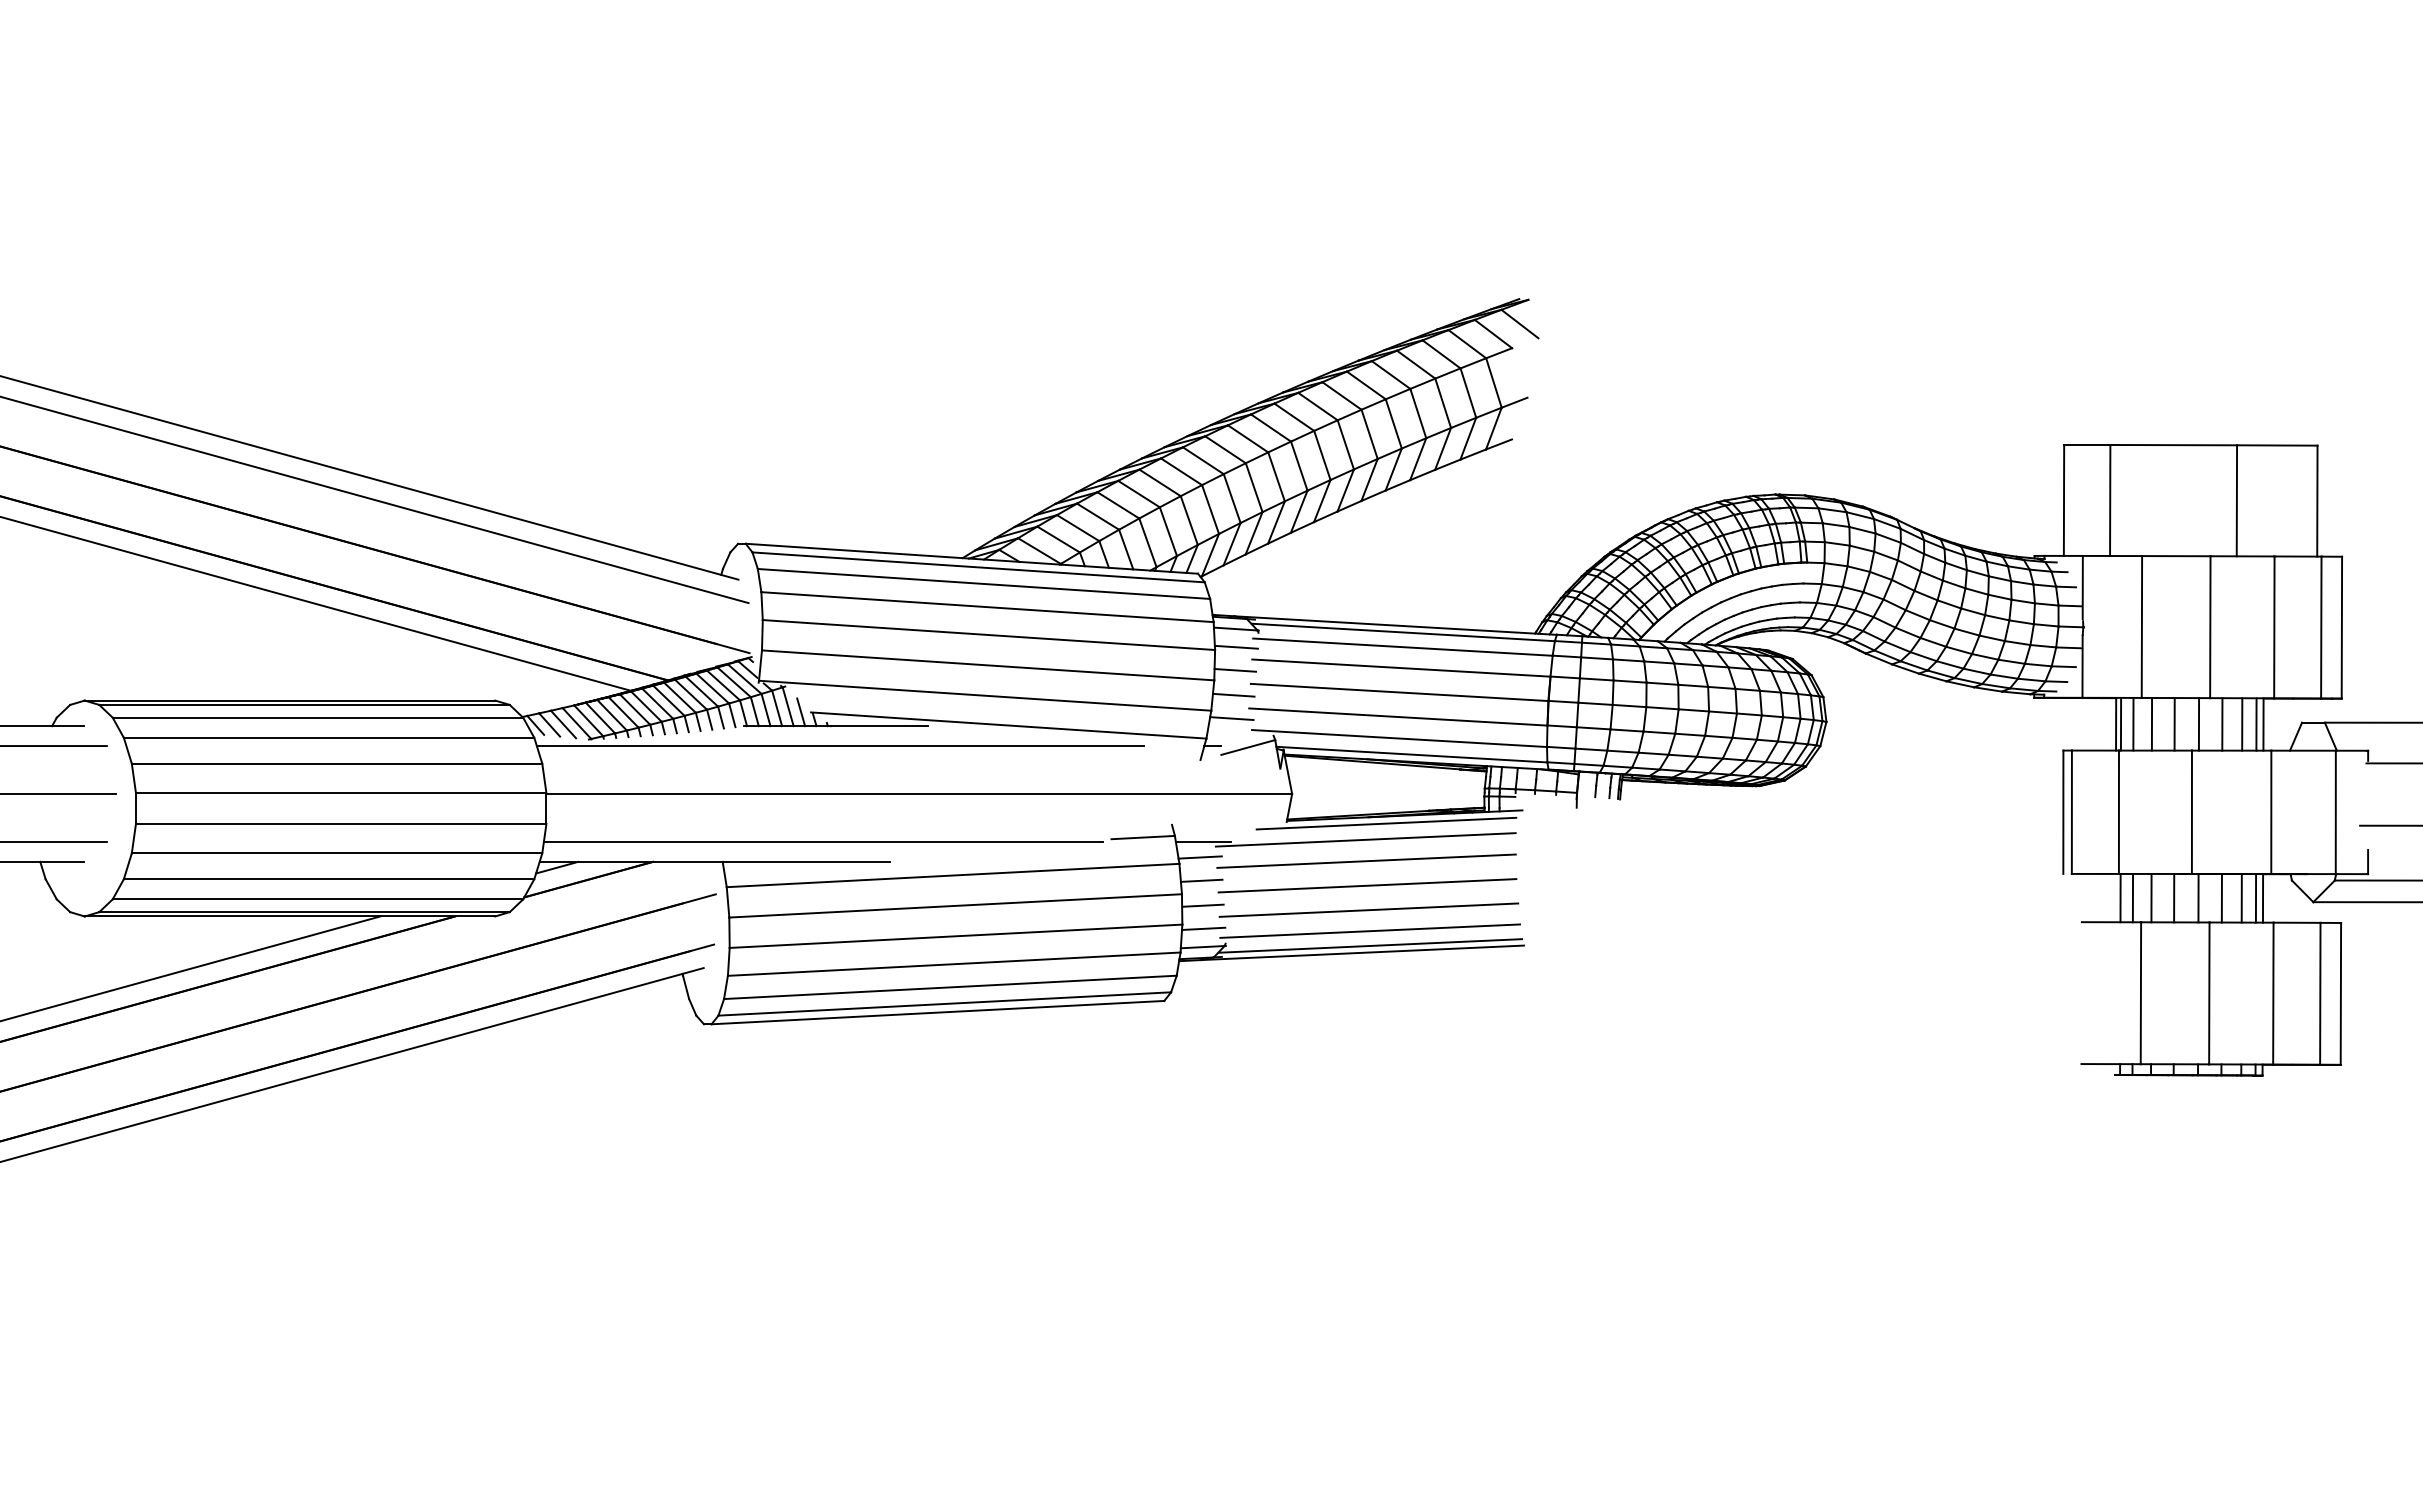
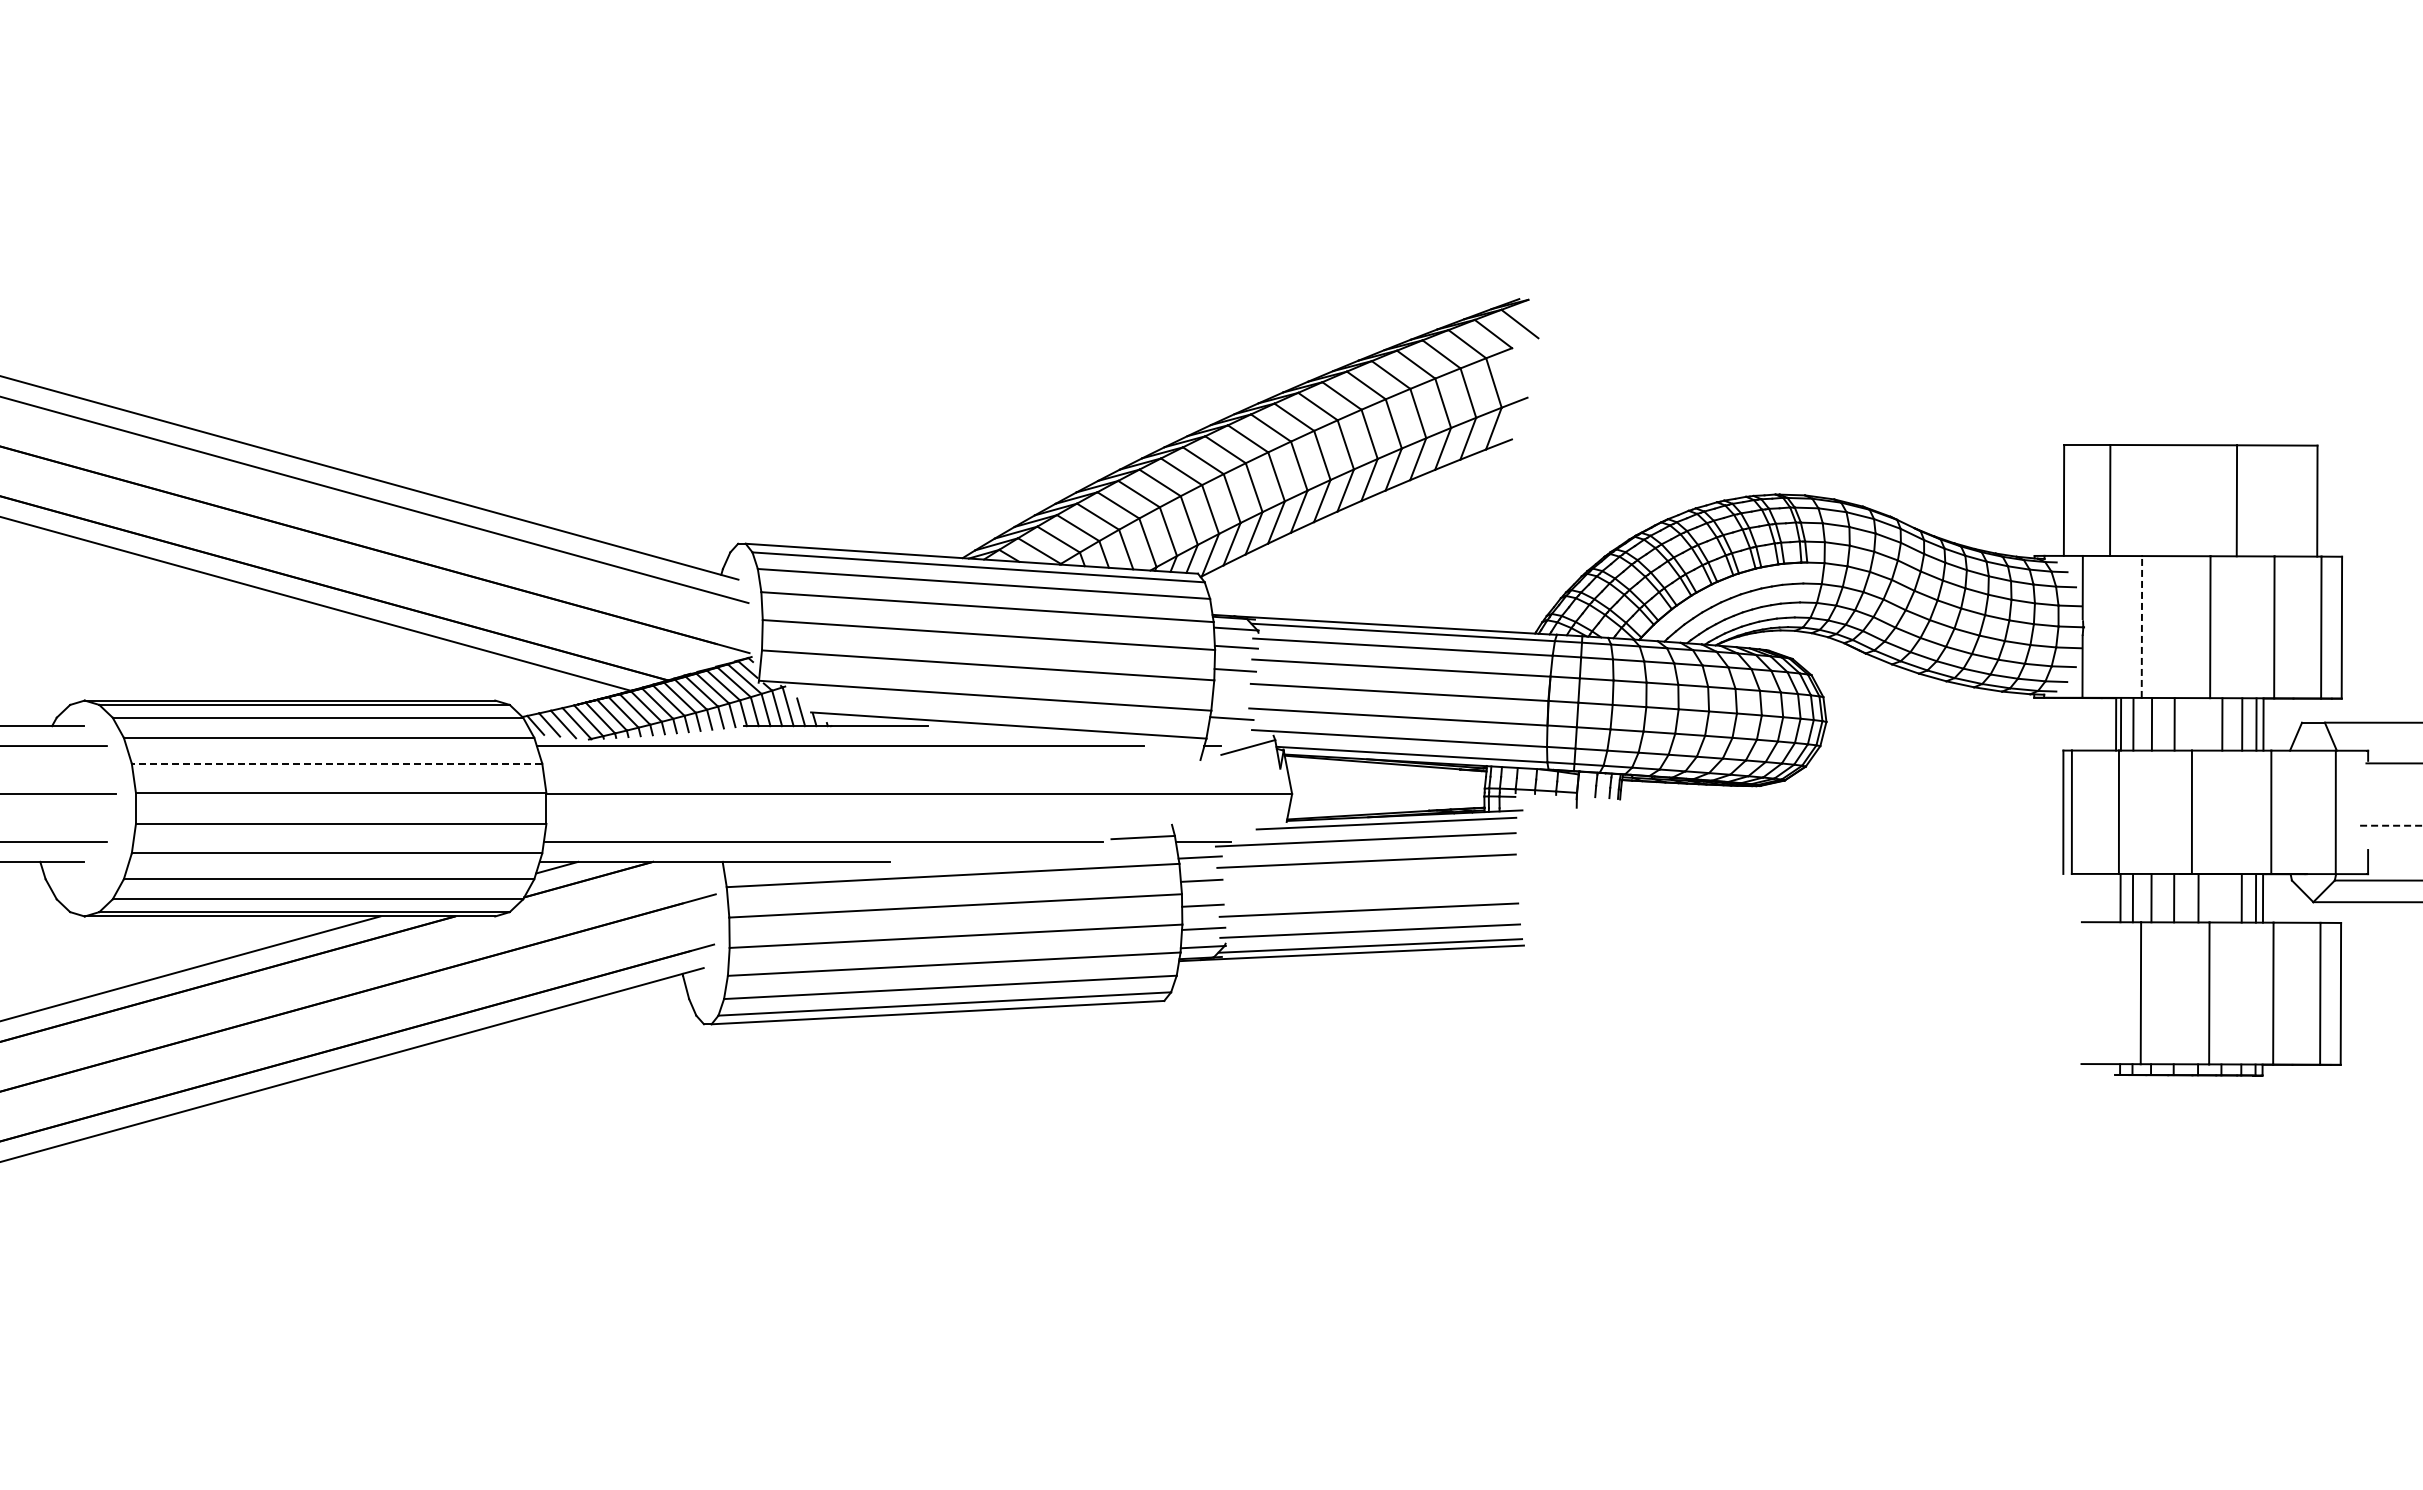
line: solid -> dashed (2141, 627)
line: present -> none (1233, 694)
line: present -> none (2198, 724)
line: solid -> dashed (336, 763)
line: solid -> dashed (2391, 825)
line: present -> none (1367, 885)
line: present -> none (2221, 898)
